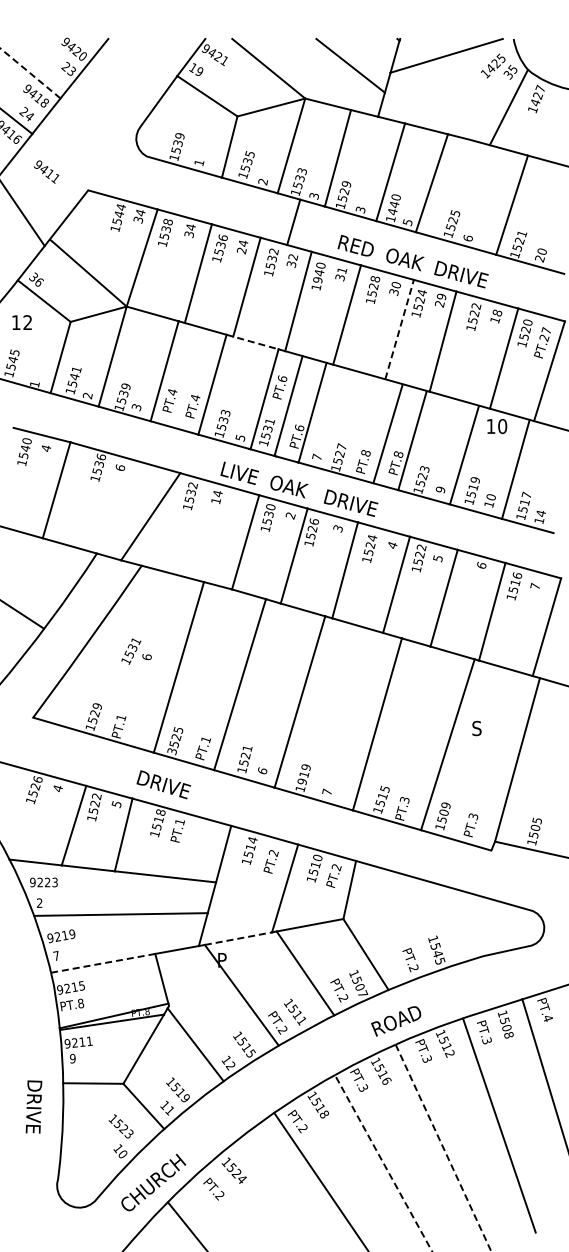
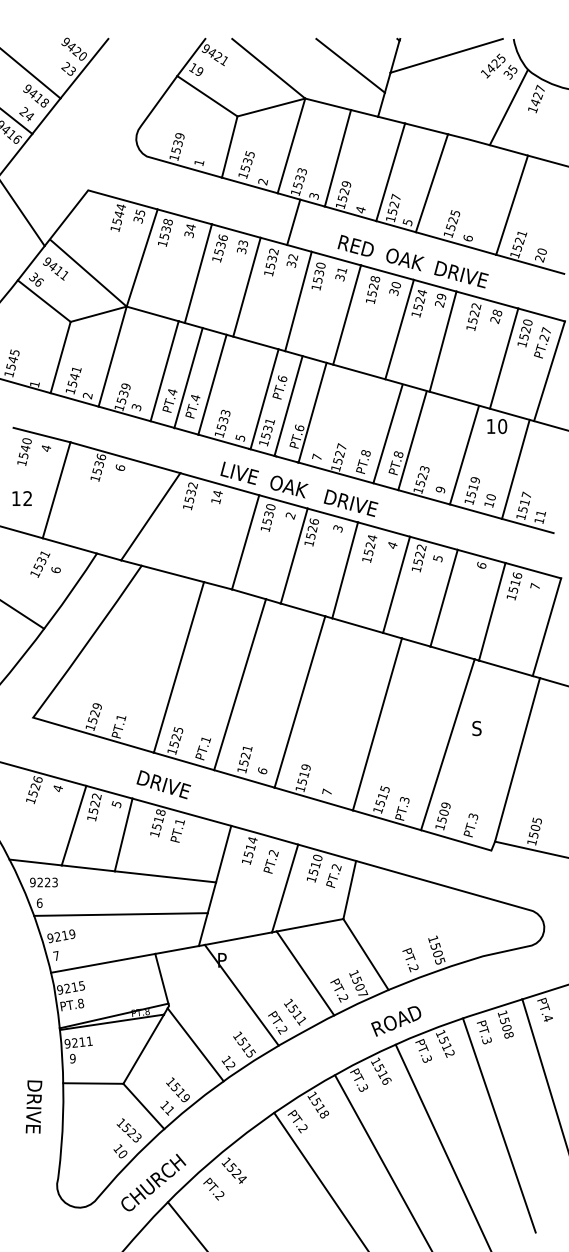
line: dashed -> solid (30, 73)
text position: (46, 171) -> (55, 268) (55, 268)
text: 1440 -> 1527 (393, 204)
text: 3 -> 4 (360, 209)
text: 34 -> 35 (140, 212)
text: 24 -> 33 (242, 247)
text: 1940 -> 1530 (318, 276)
text: 18 -> 28 (494, 320)
text position: (21, 322) -> (21, 498) (21, 498)
line: dashed -> solid (399, 329)
line: dashed -> solid (251, 341)
line: none -> present (188, 377)
text: 14 -> 11 (541, 513)
text position: (136, 651) -> (45, 564) (45, 564)
text: 3525 -> 1525 (172, 751)
text: 1919 -> 1519 (301, 781)
text: 2 -> 6 (39, 902)
line: dashed -> solid (238, 938)
text: 1545 -> 1505 (437, 953)
line: dashed -> solid (103, 963)
text position: (120, 1126) -> (128, 1130) (128, 1130)
line: dashed -> solid (443, 1148)
line: dashed -> solid (383, 1163)
